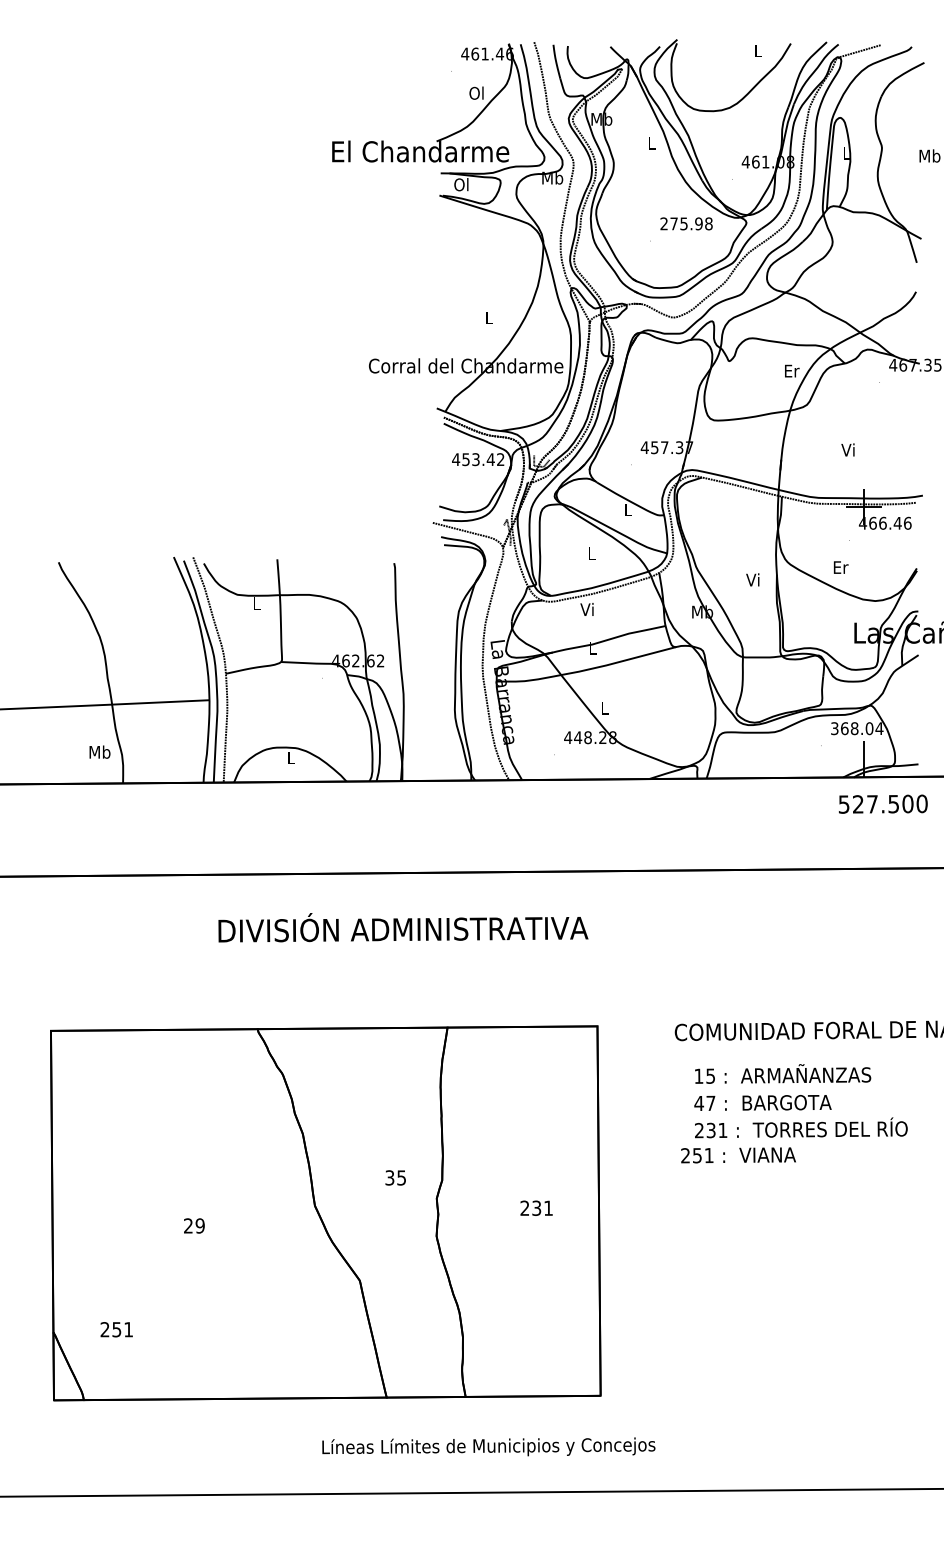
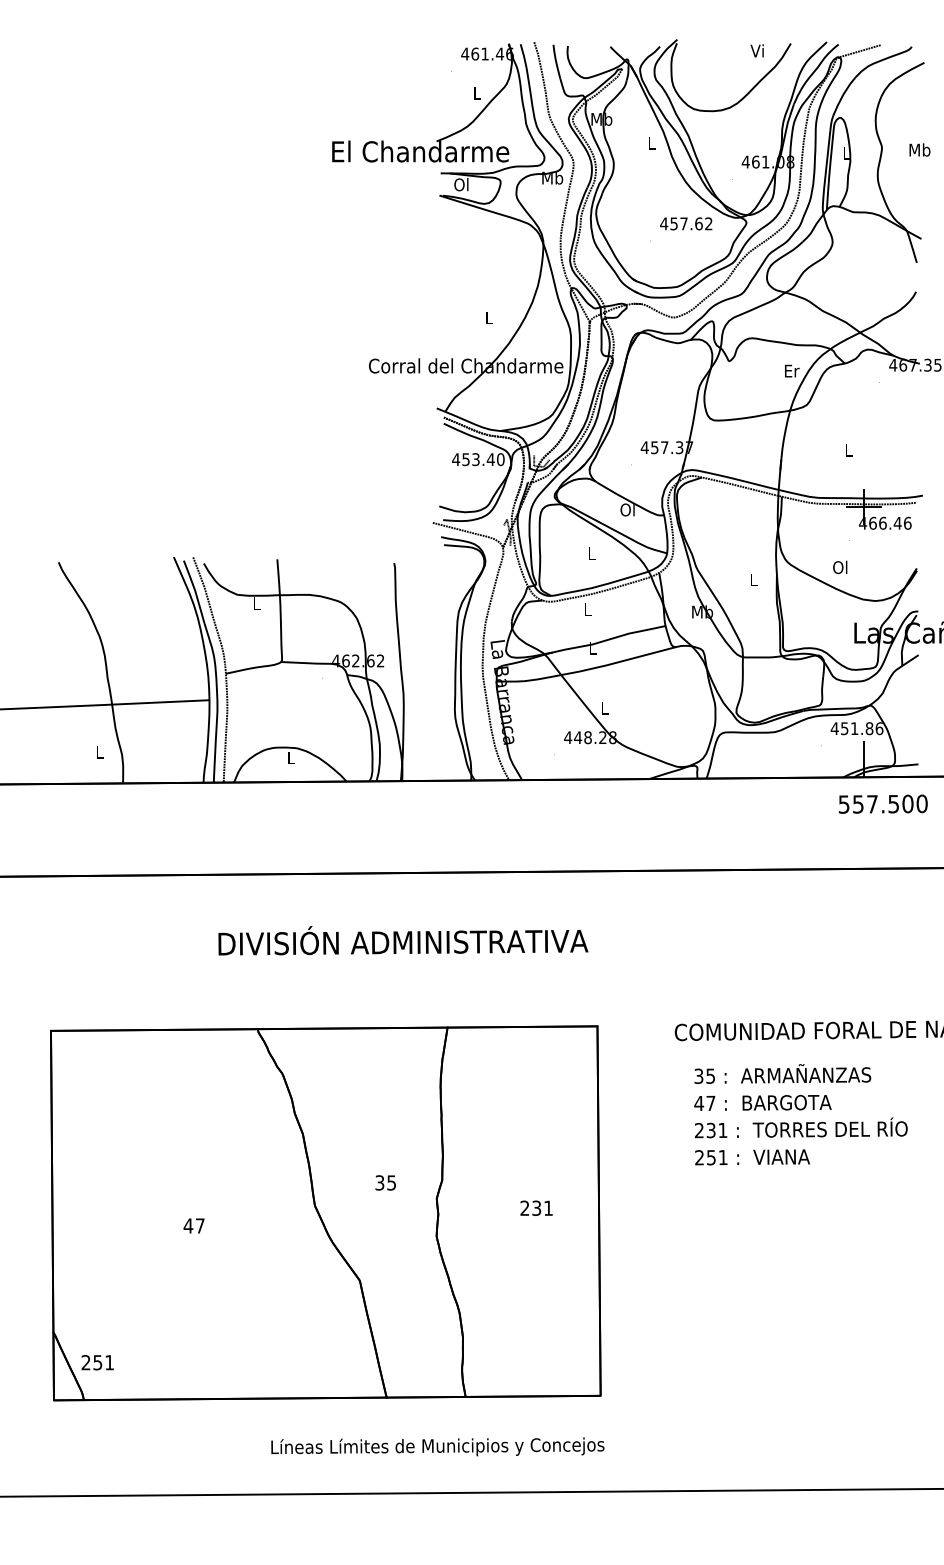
text: L -> Vi (756, 50)
text: Ol -> L (476, 92)
text position: (929, 155) -> (919, 149) (919, 149)
text: 275.98 -> 457.62 (686, 223)
text: Vi -> L (847, 449)
text: 453.42 -> 453.40 (500, 459)
text: L -> Ol (627, 509)
text: Er -> Ol (840, 567)
text: Vi -> L (752, 579)
text: Vi -> L (586, 609)
text: 368.04 -> 451.86 (856, 728)
text: Mb -> L (99, 751)
text: 527.500 -> 557.500 (858, 804)
text position: (403, 927) -> (403, 940) (403, 940)
text: 15 -> 35 (698, 1076)
text position: (738, 1155) -> (752, 1157) (752, 1157)
text position: (395, 1177) -> (385, 1182) (385, 1182)
text: 29 -> 47 (193, 1225)
text position: (116, 1329) -> (97, 1362) (97, 1362)
text position: (488, 1446) -> (437, 1446) (437, 1446)
